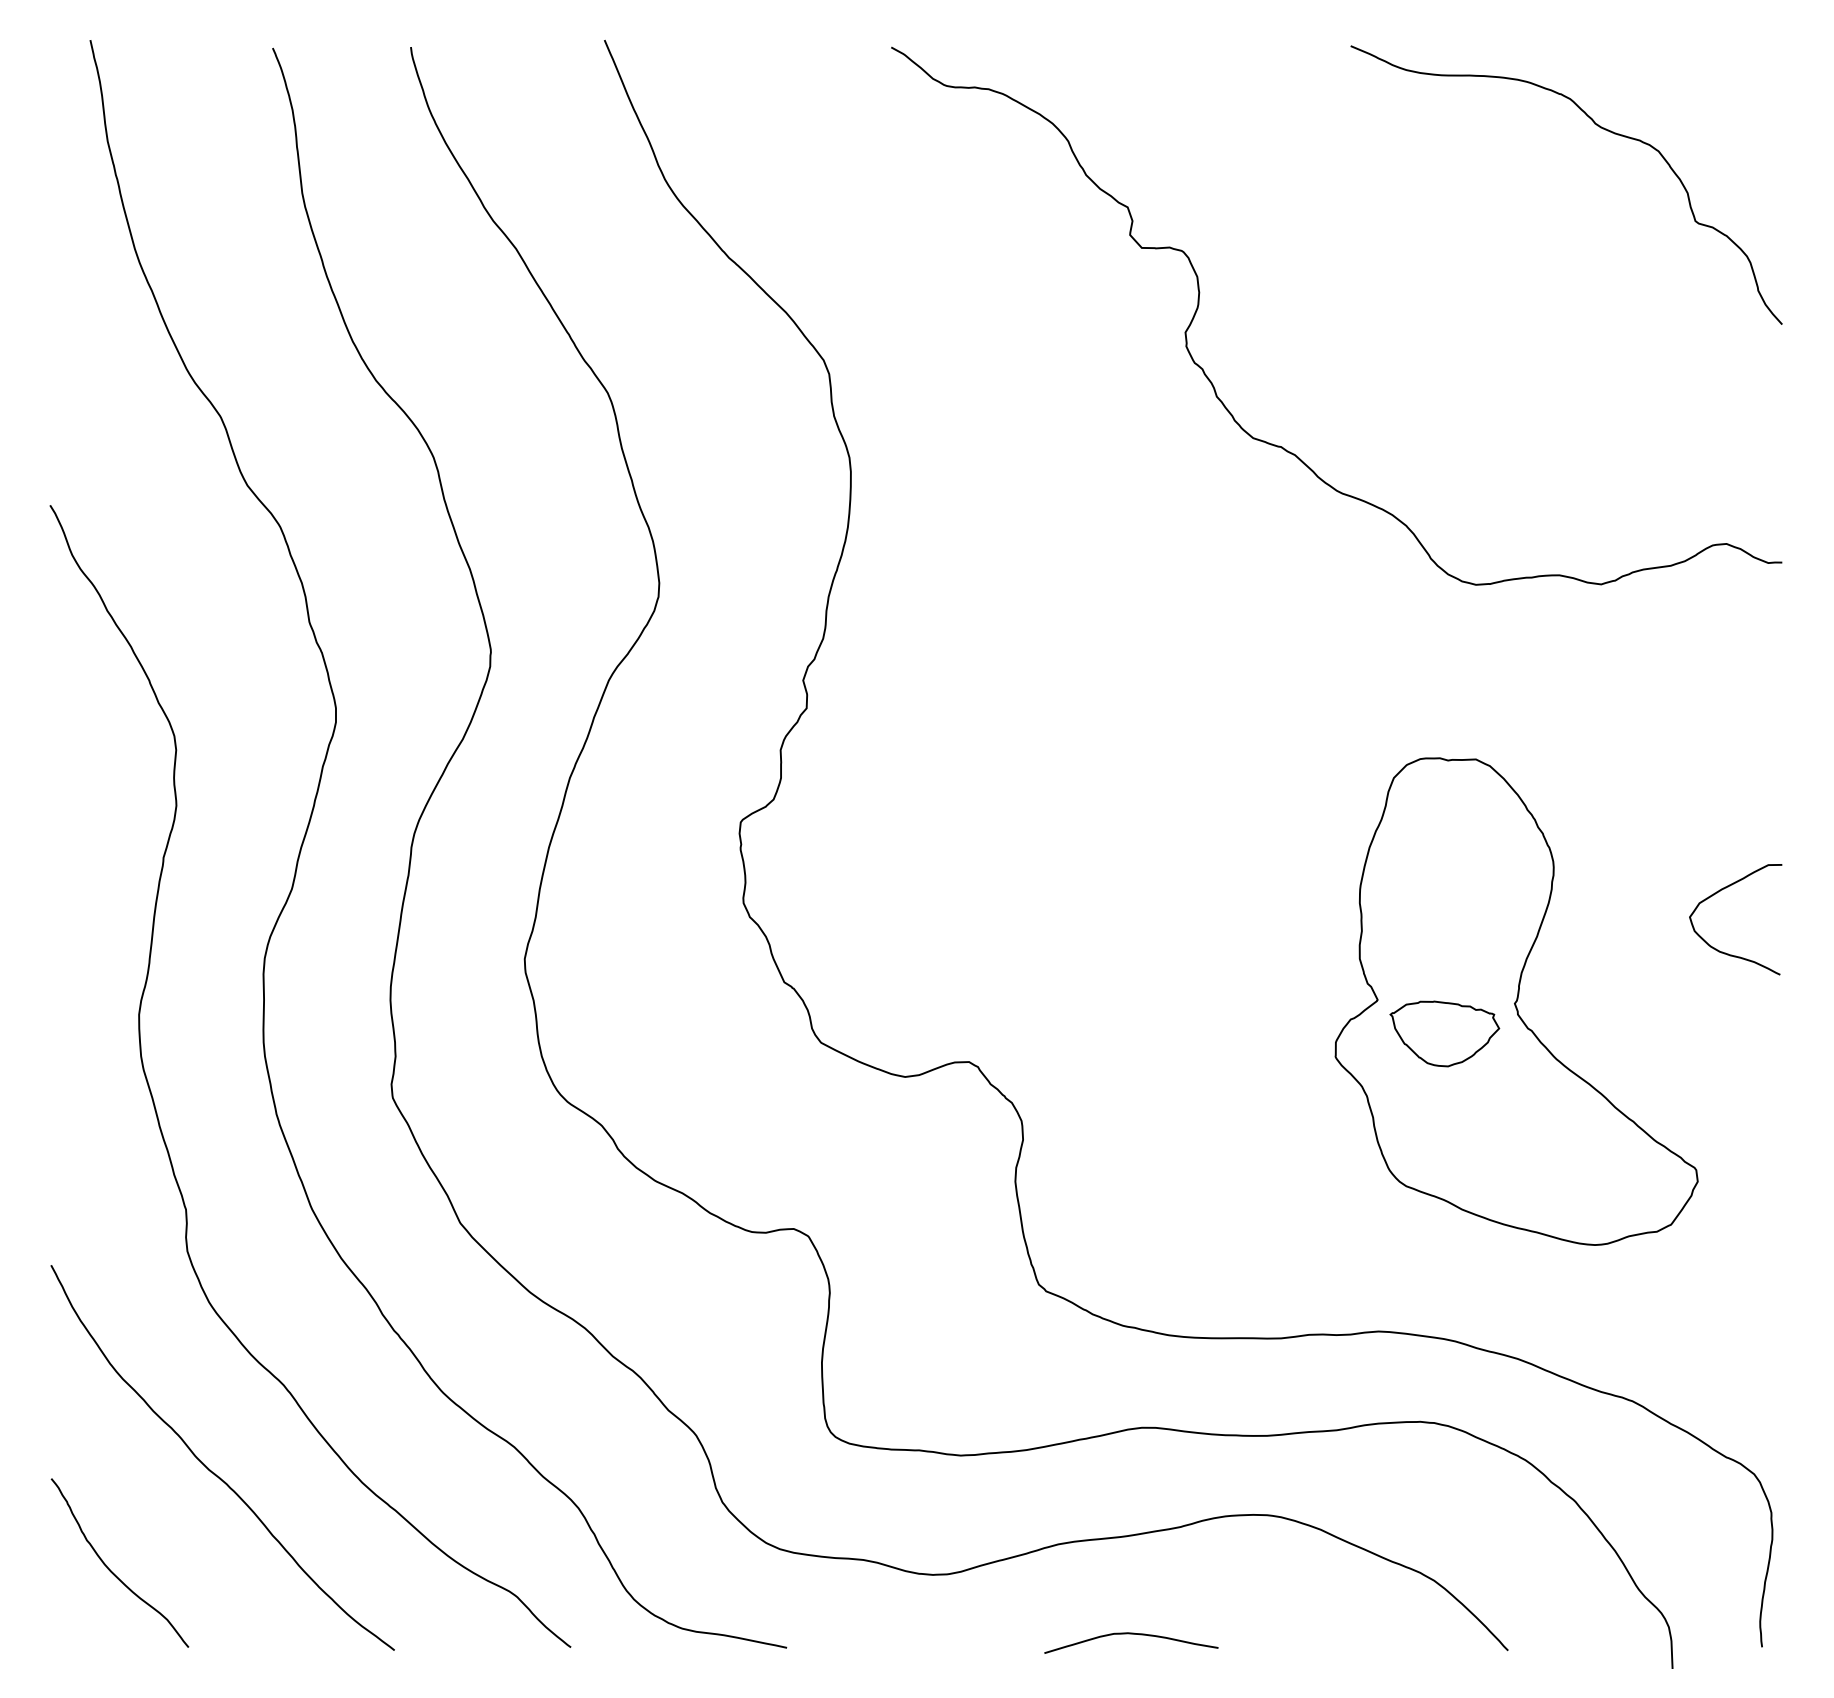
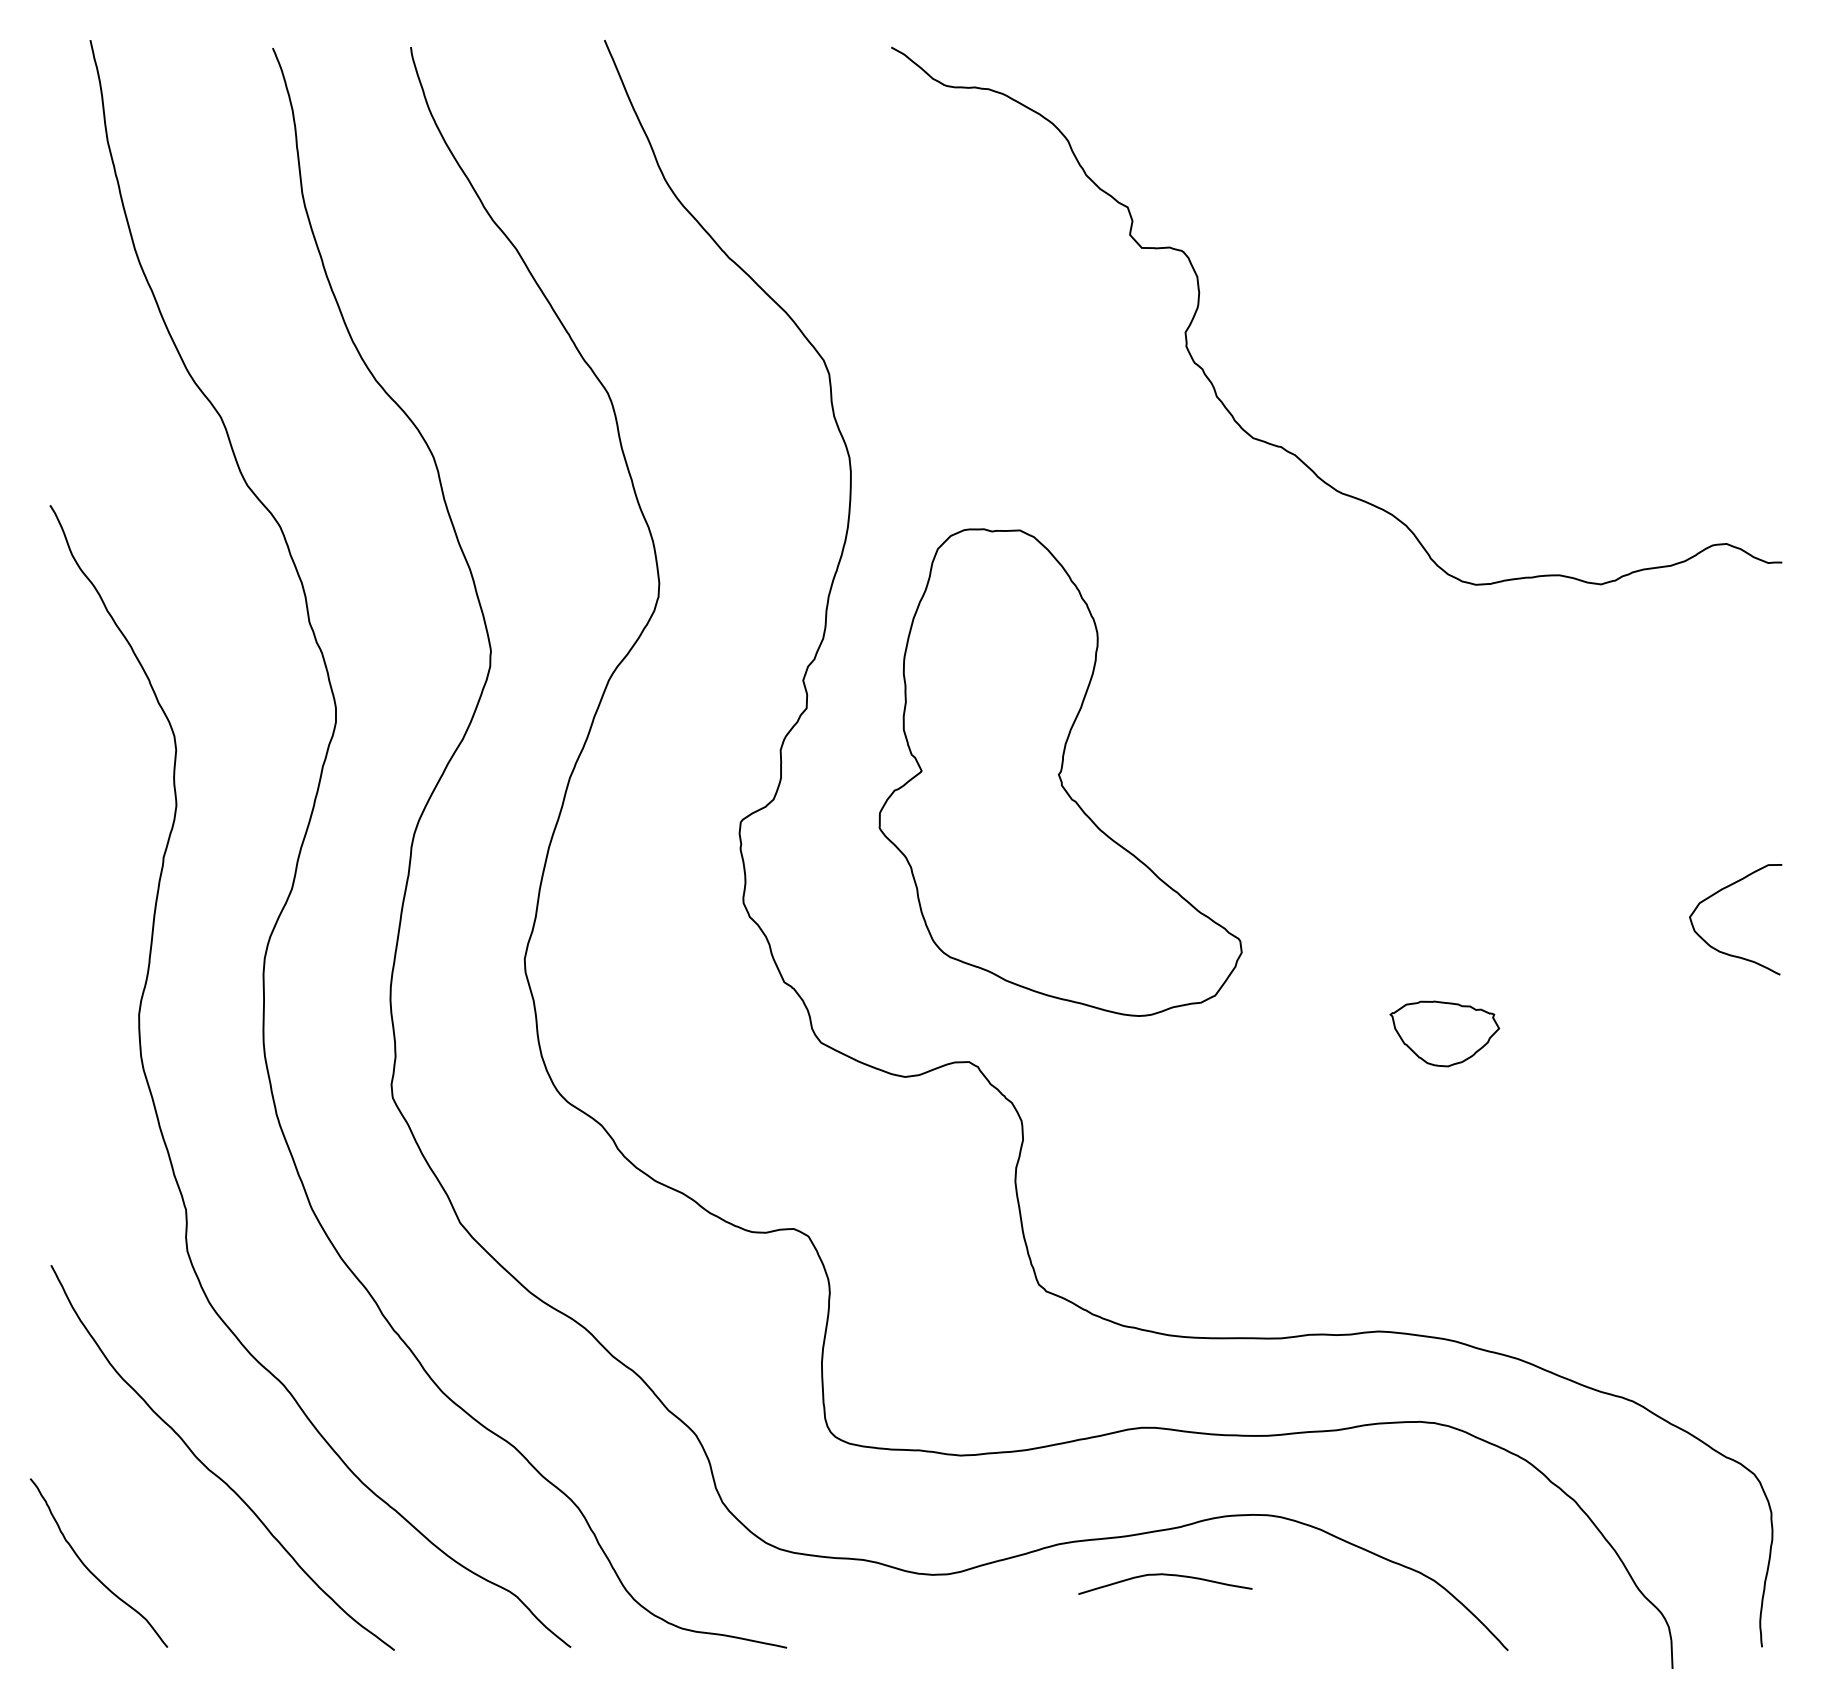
curve: present -> none (1600, 128)
part position: (1516, 1001) -> (1060, 772) (1060, 772)
curve position: (111, 1570) -> (90, 1570) (90, 1570)
curve position: (1131, 1634) -> (1165, 1575) (1165, 1575)
